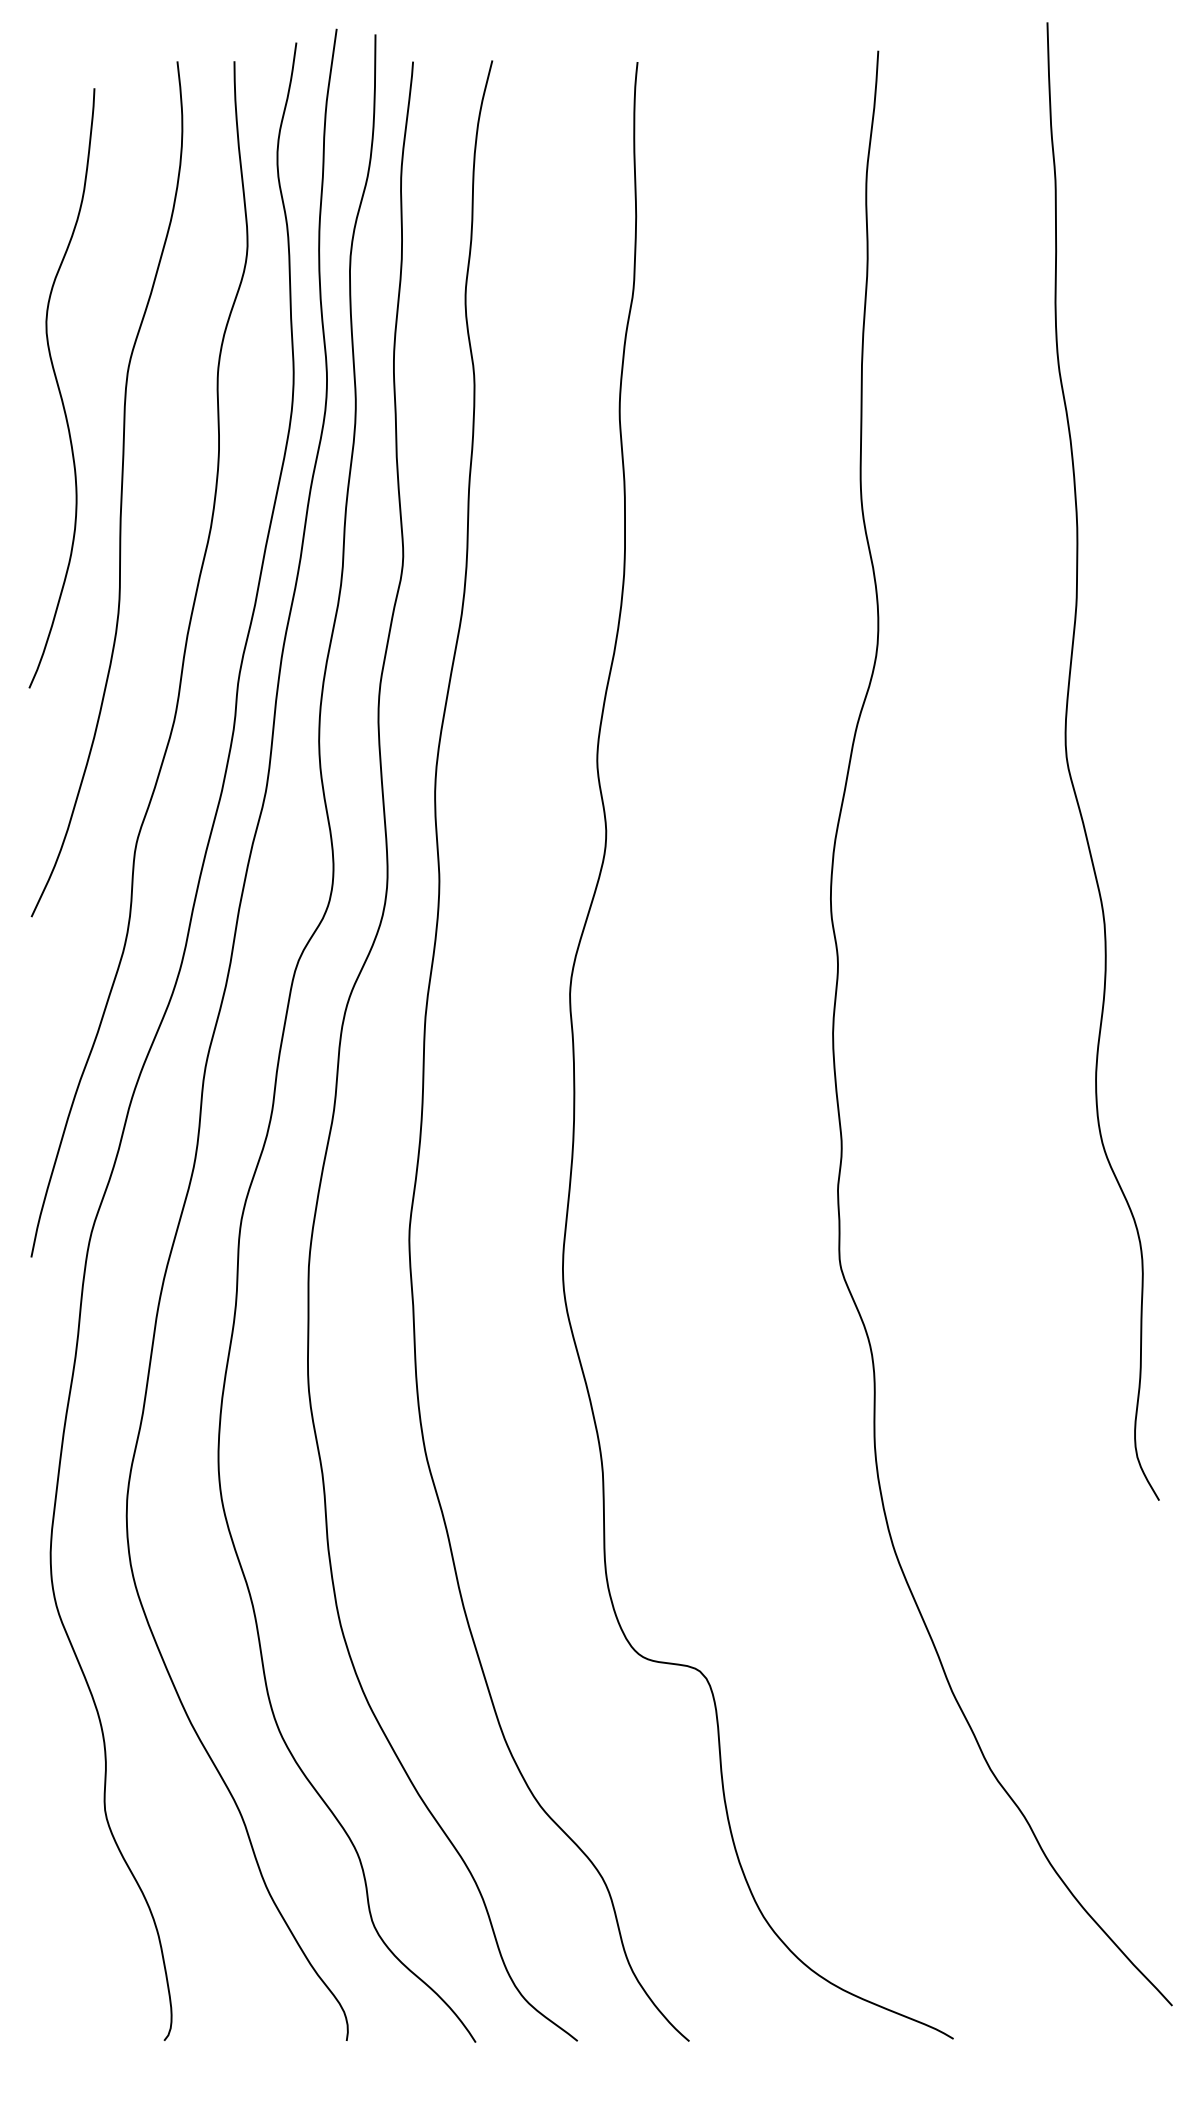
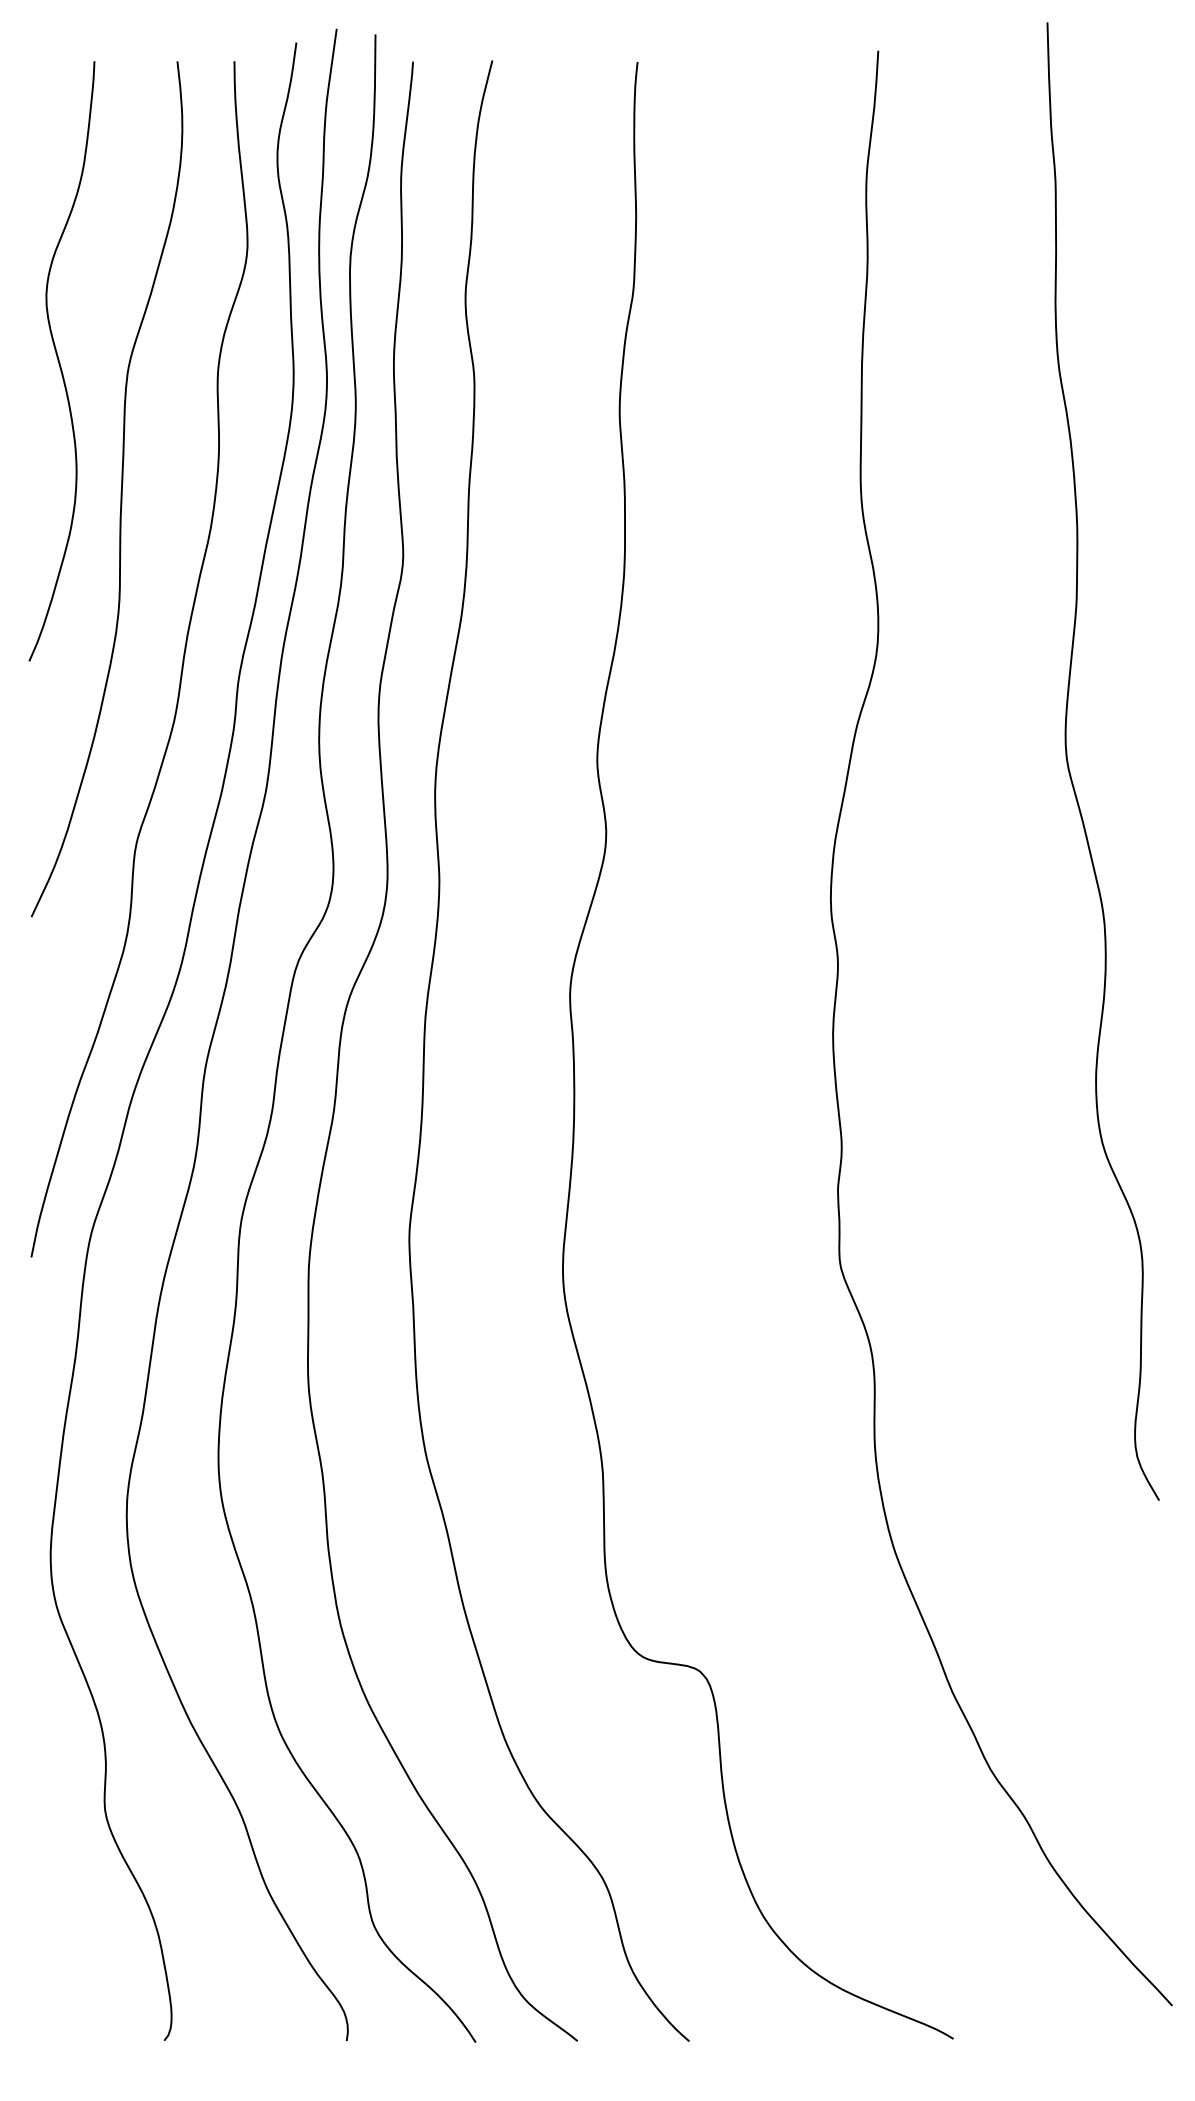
curve position: (60, 389) -> (60, 362) (60, 362)
